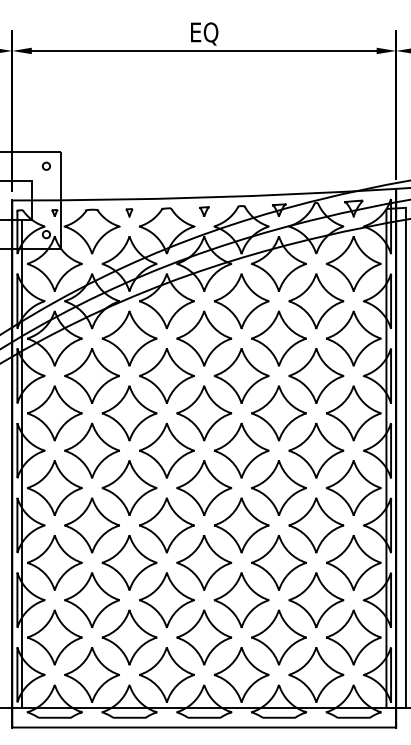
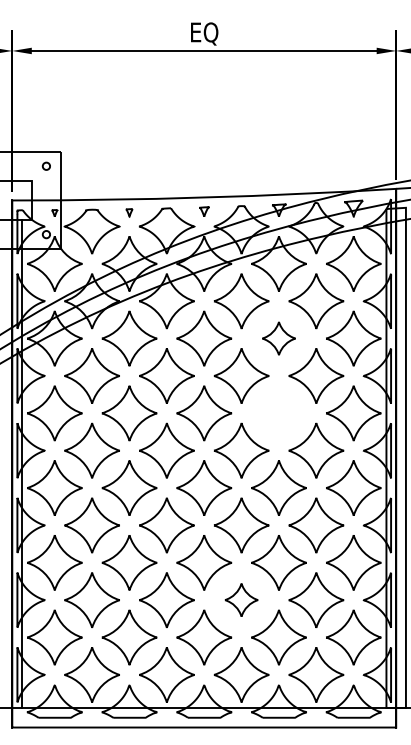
part size: 56x57 px -> 34x35 px (278, 338)
part: present -> none (278, 413)
part size: 57x56 px -> 35x34 px (241, 599)
